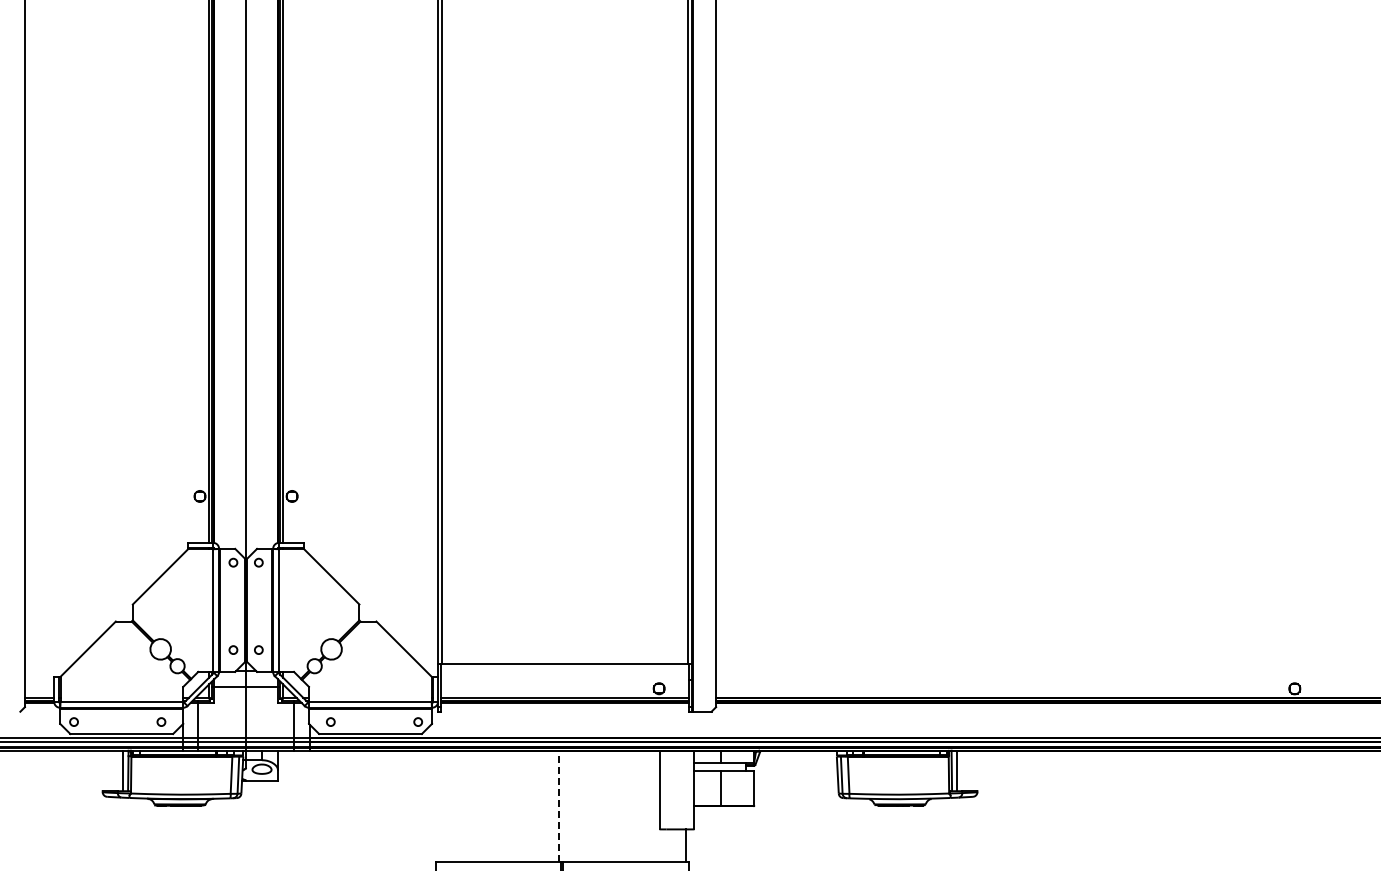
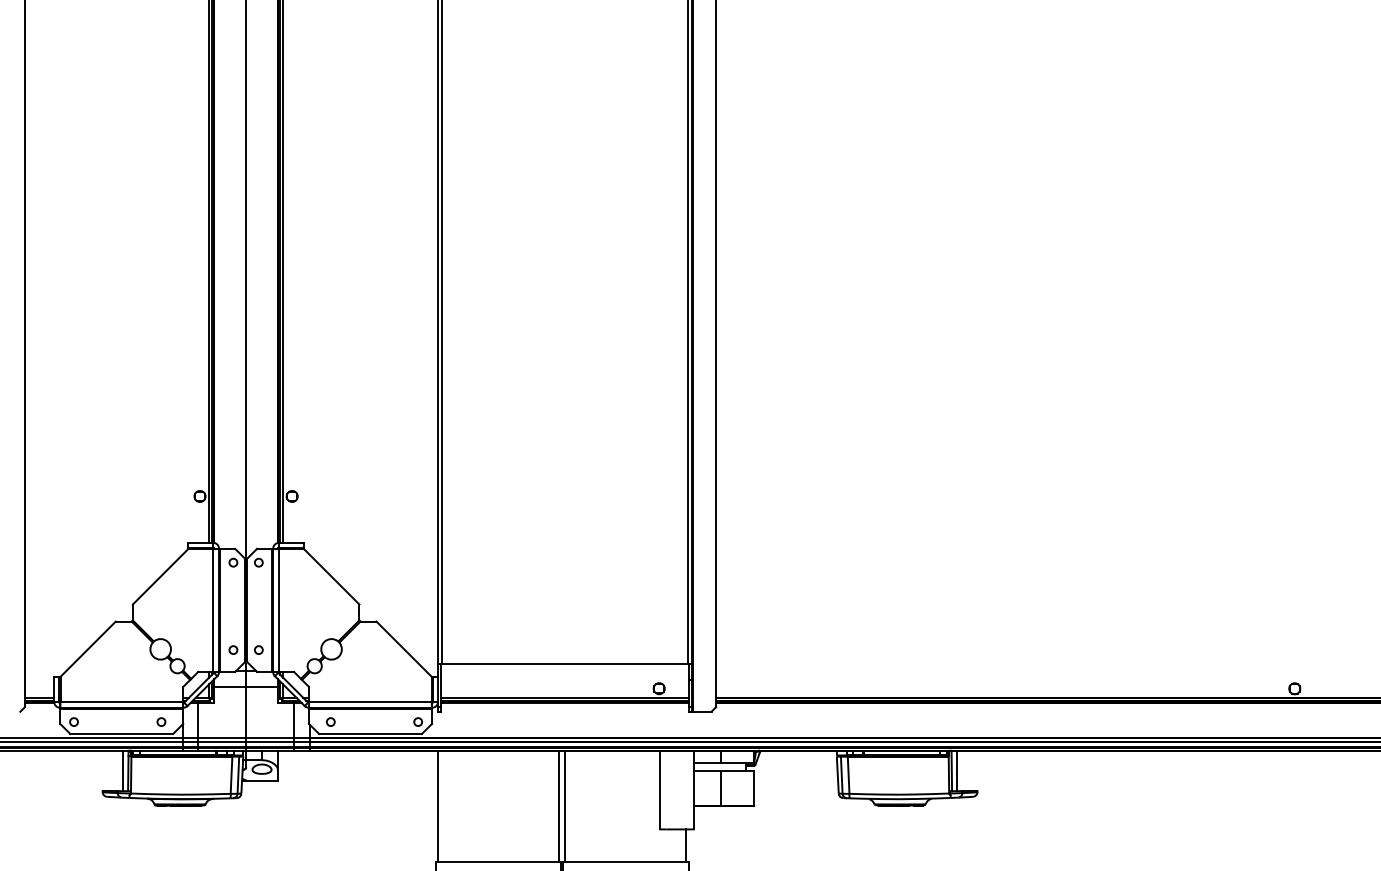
line: none -> present (438, 805)
line: none -> present (565, 805)
line: dashed -> solid (559, 806)
